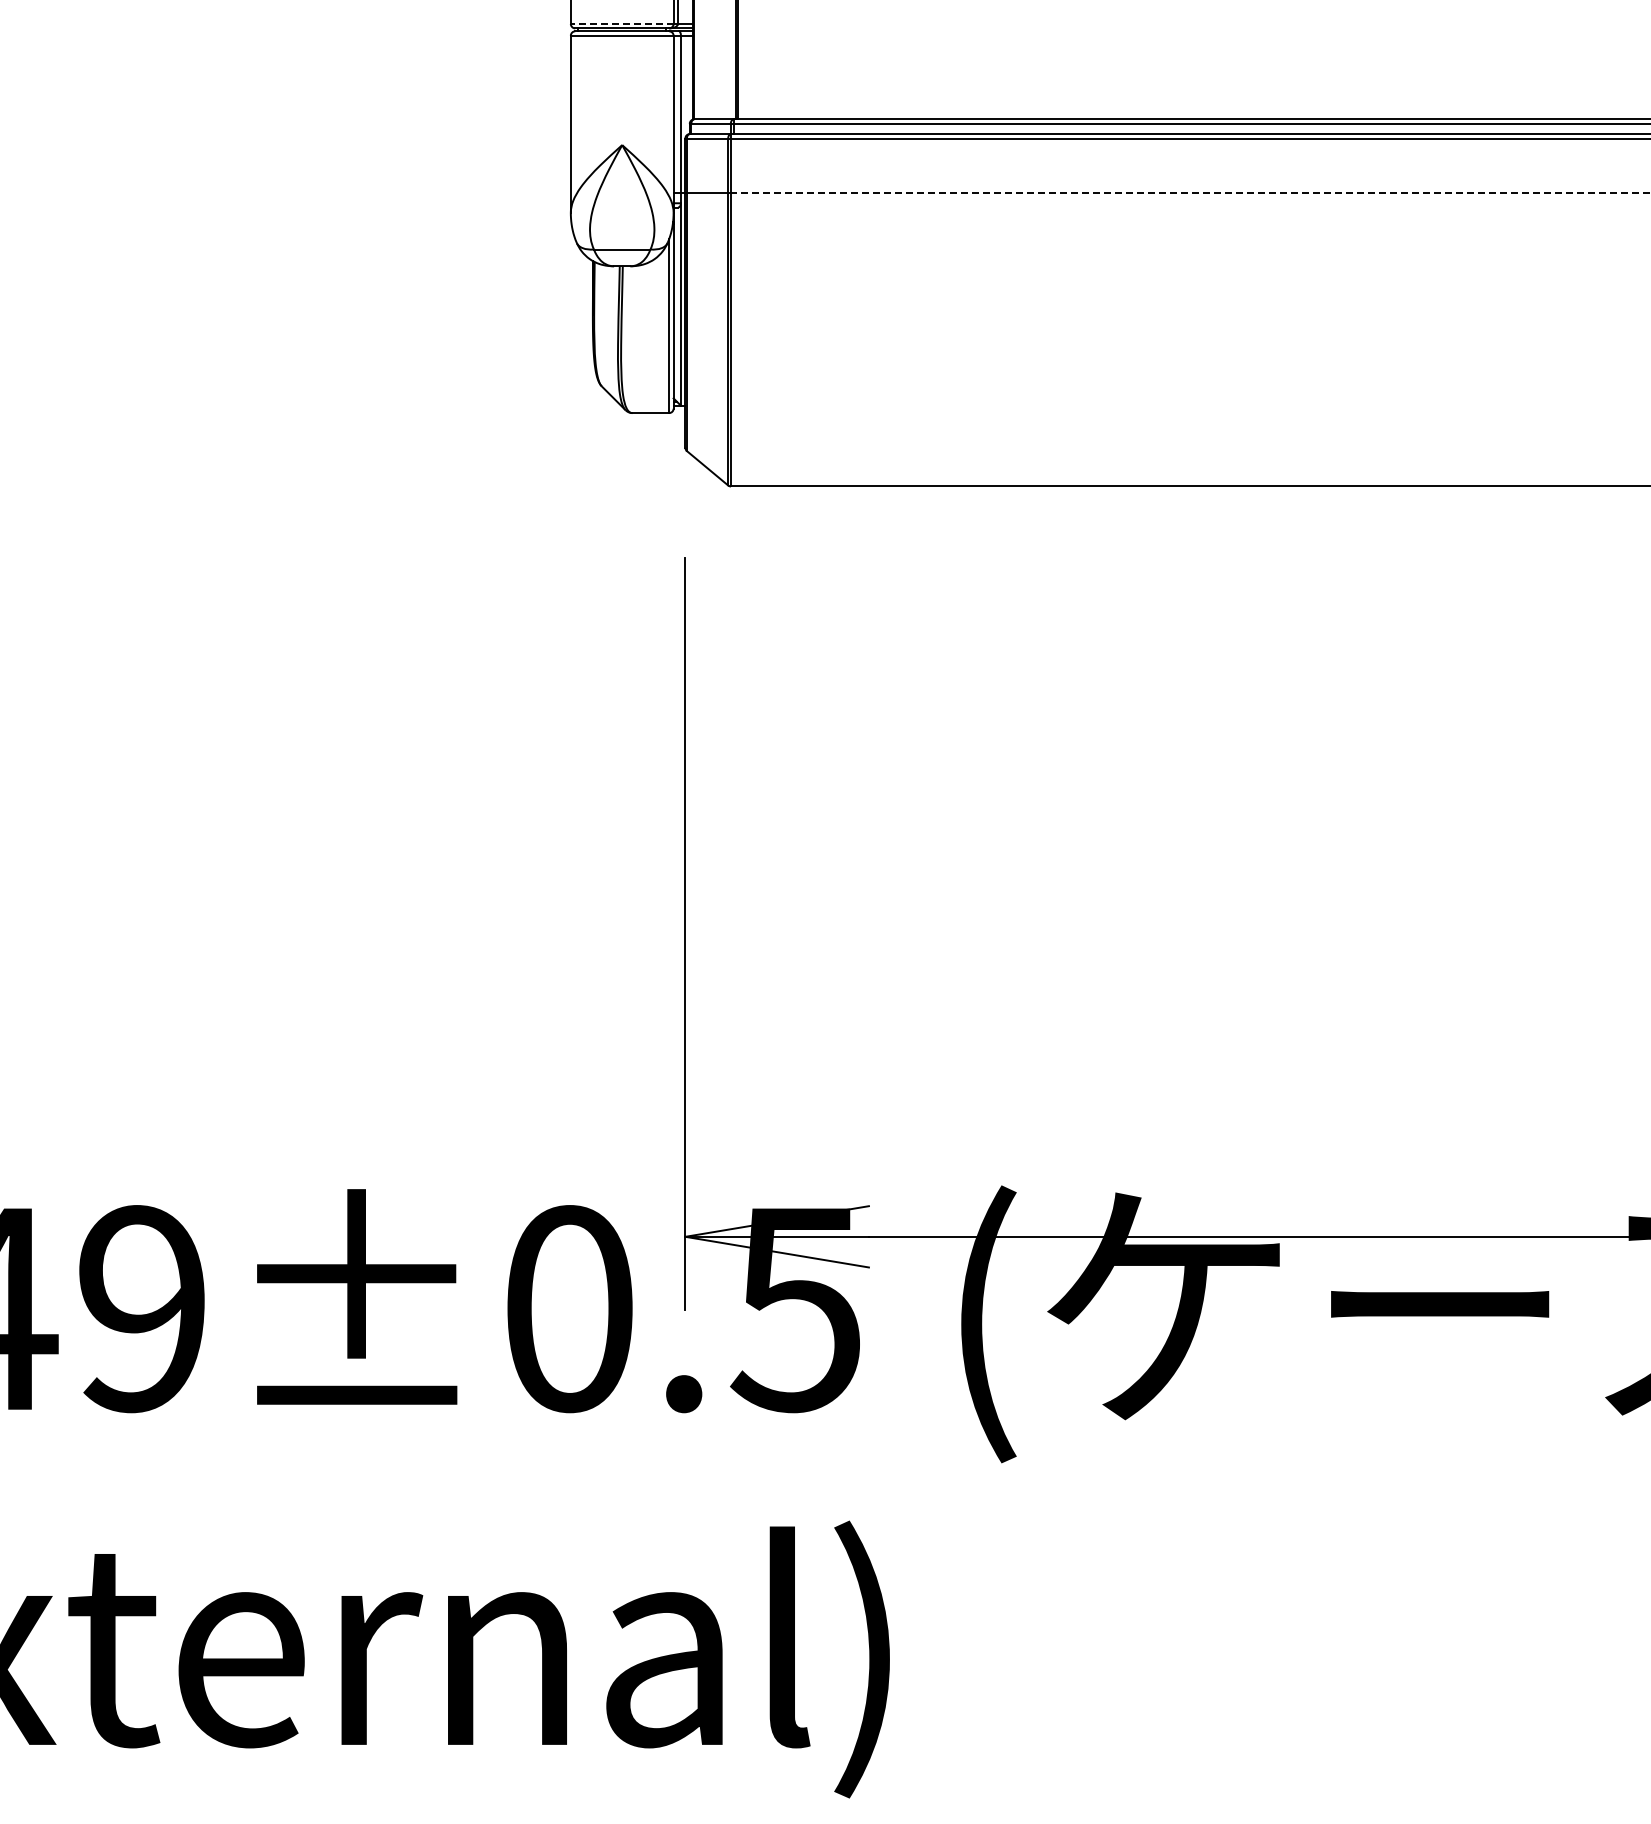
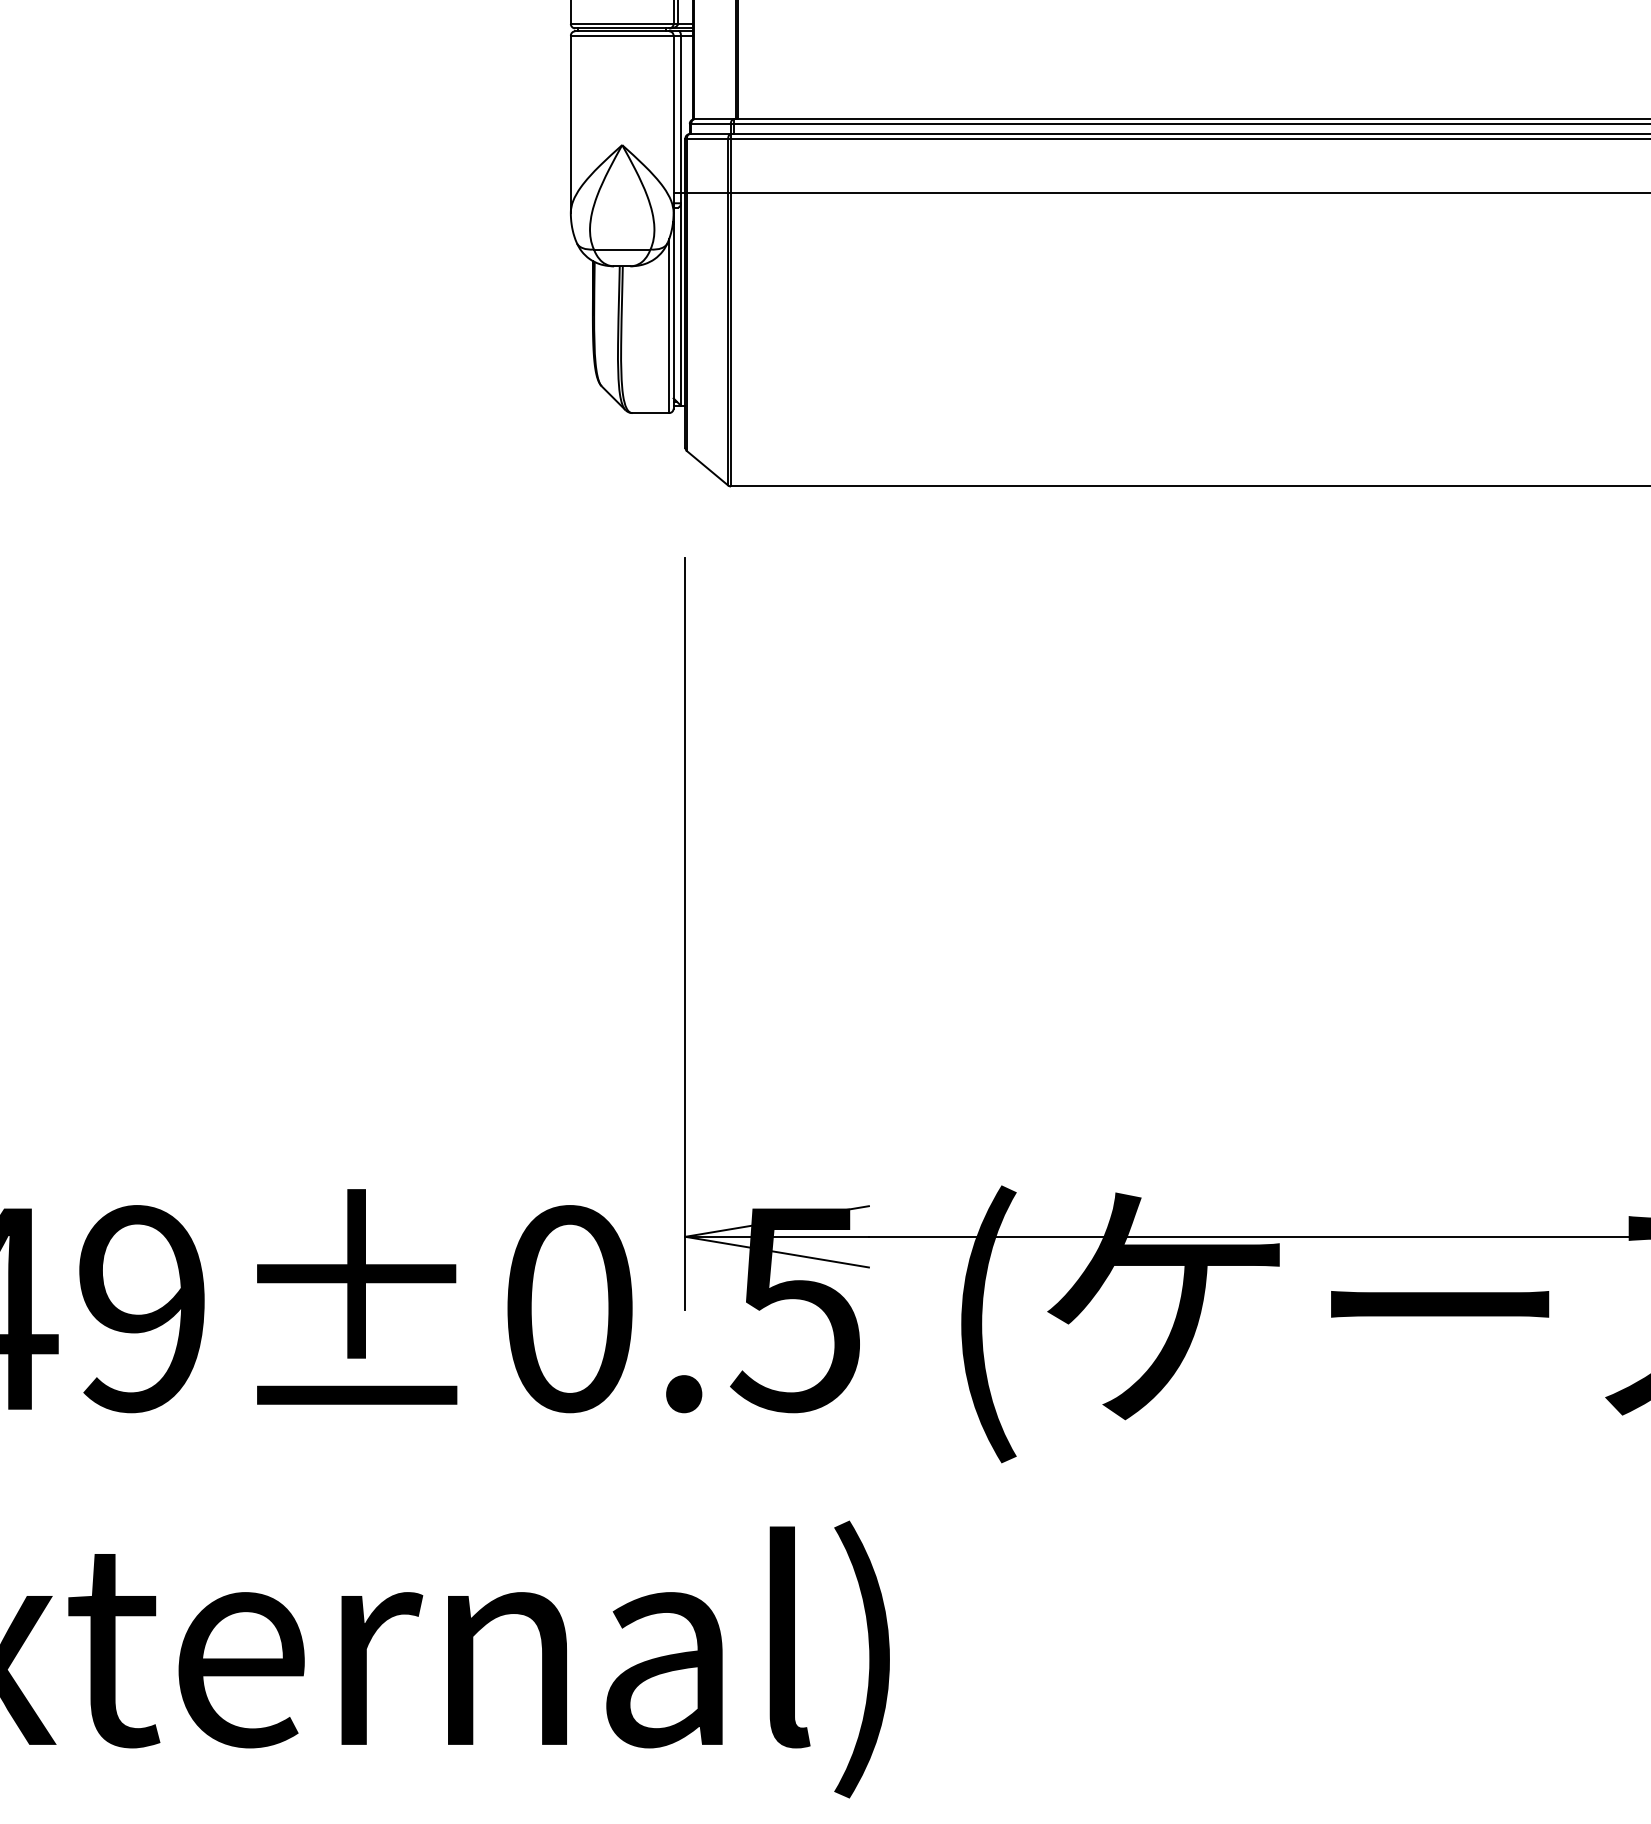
line: dashed -> solid (621, 23)
line: dashed -> solid (1190, 192)
